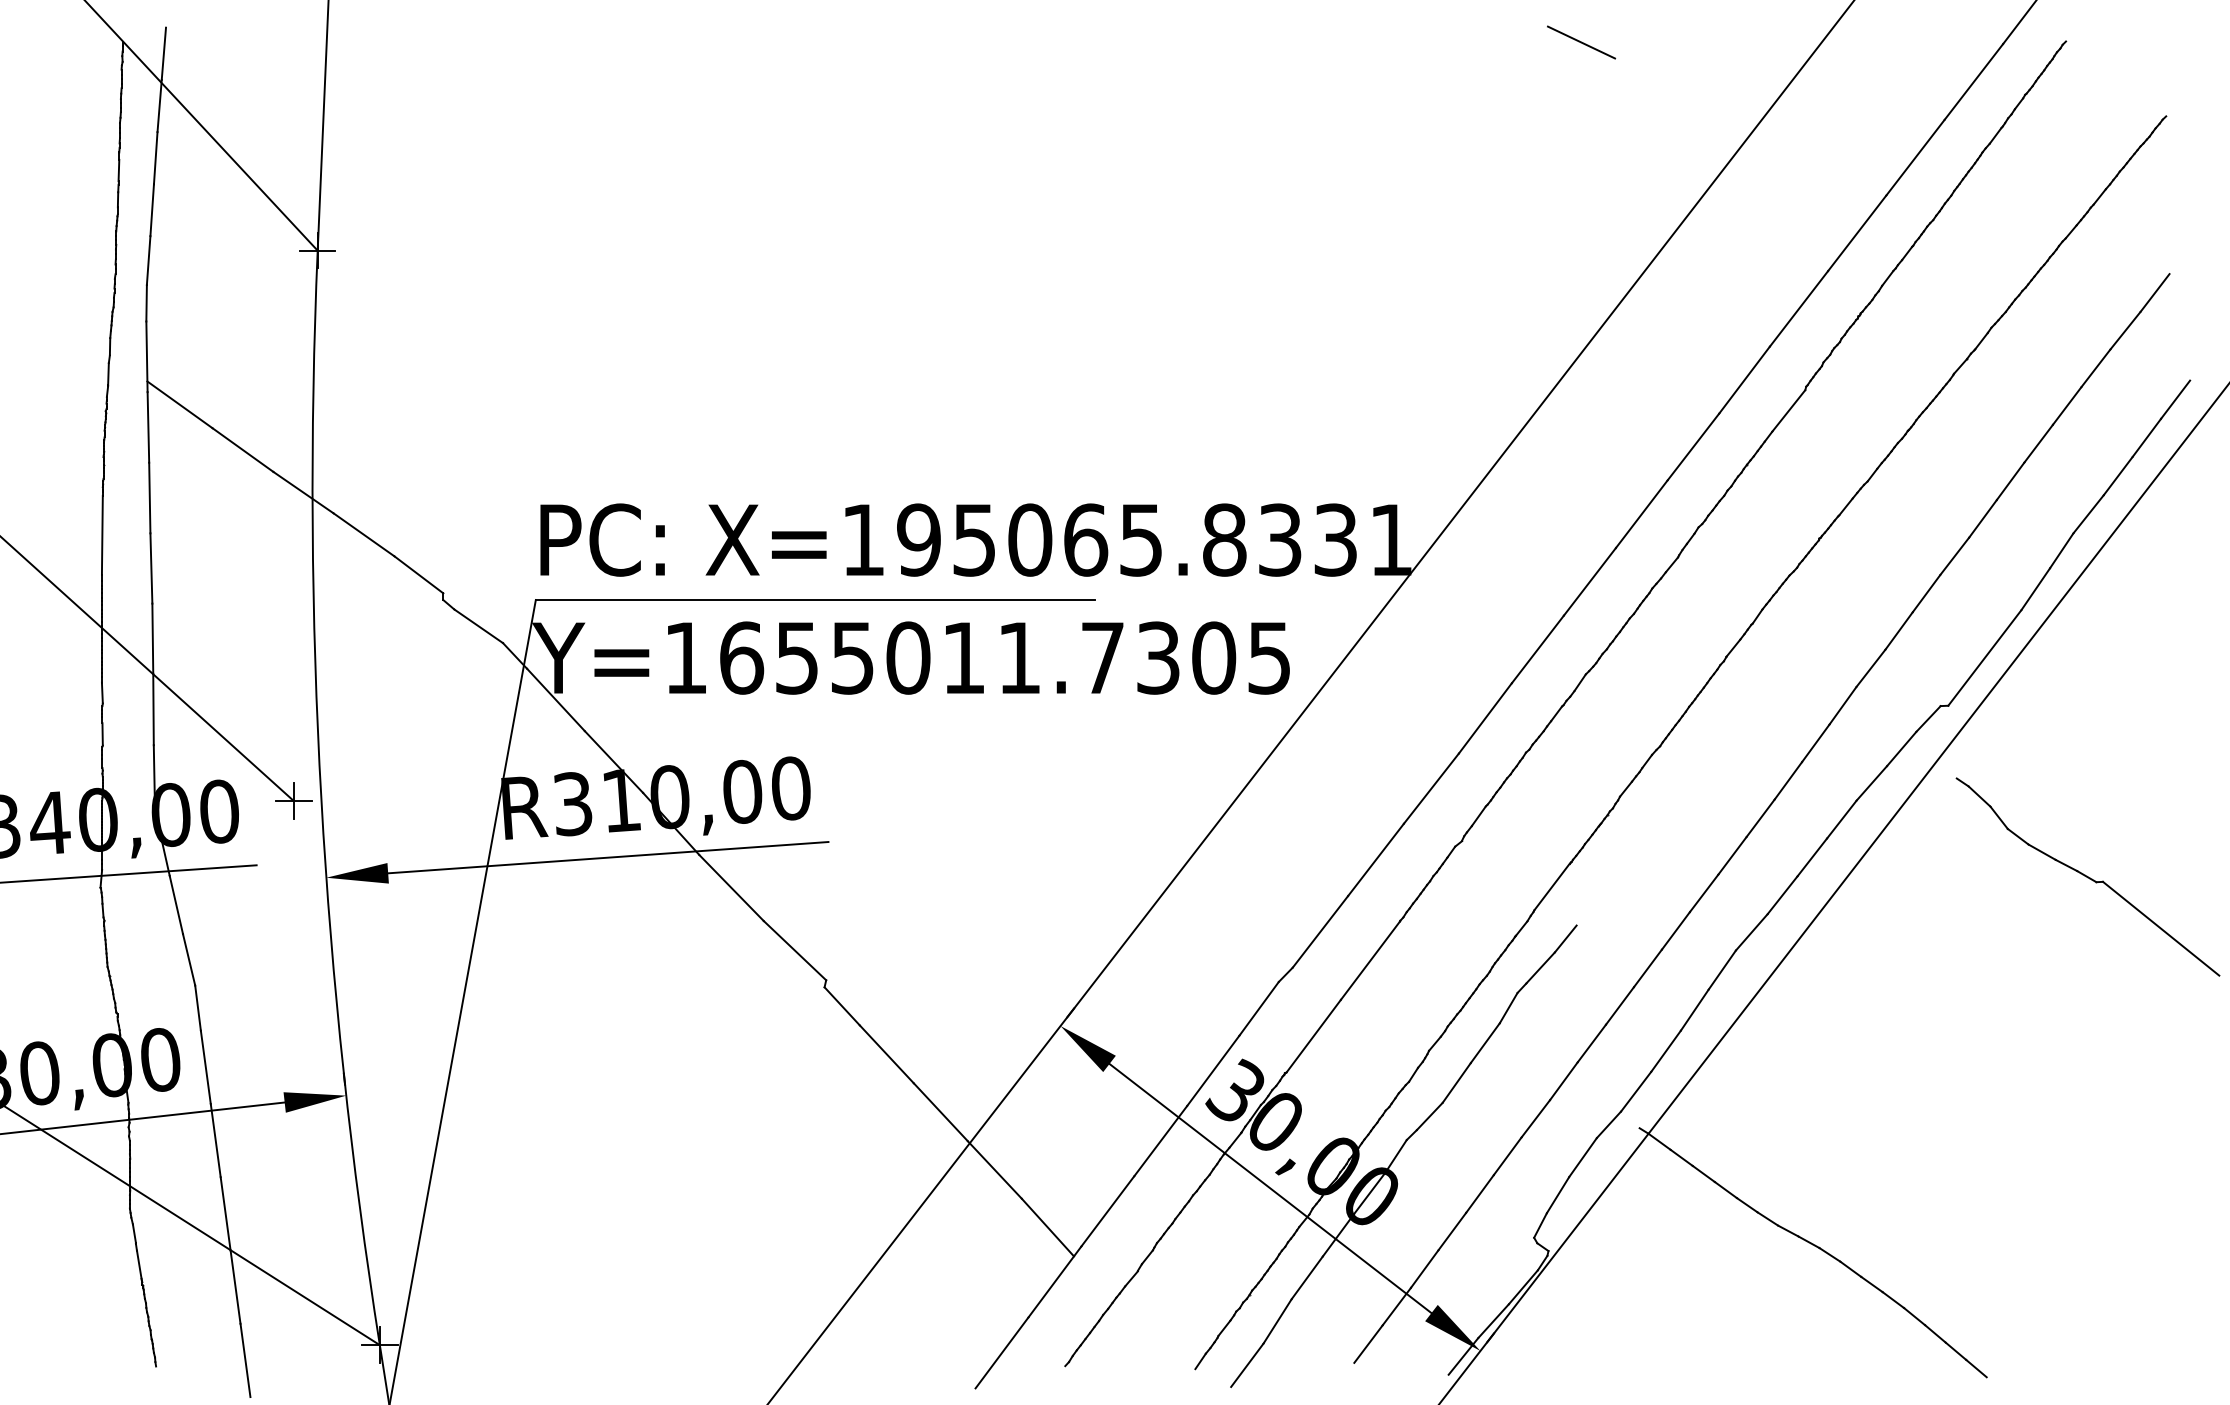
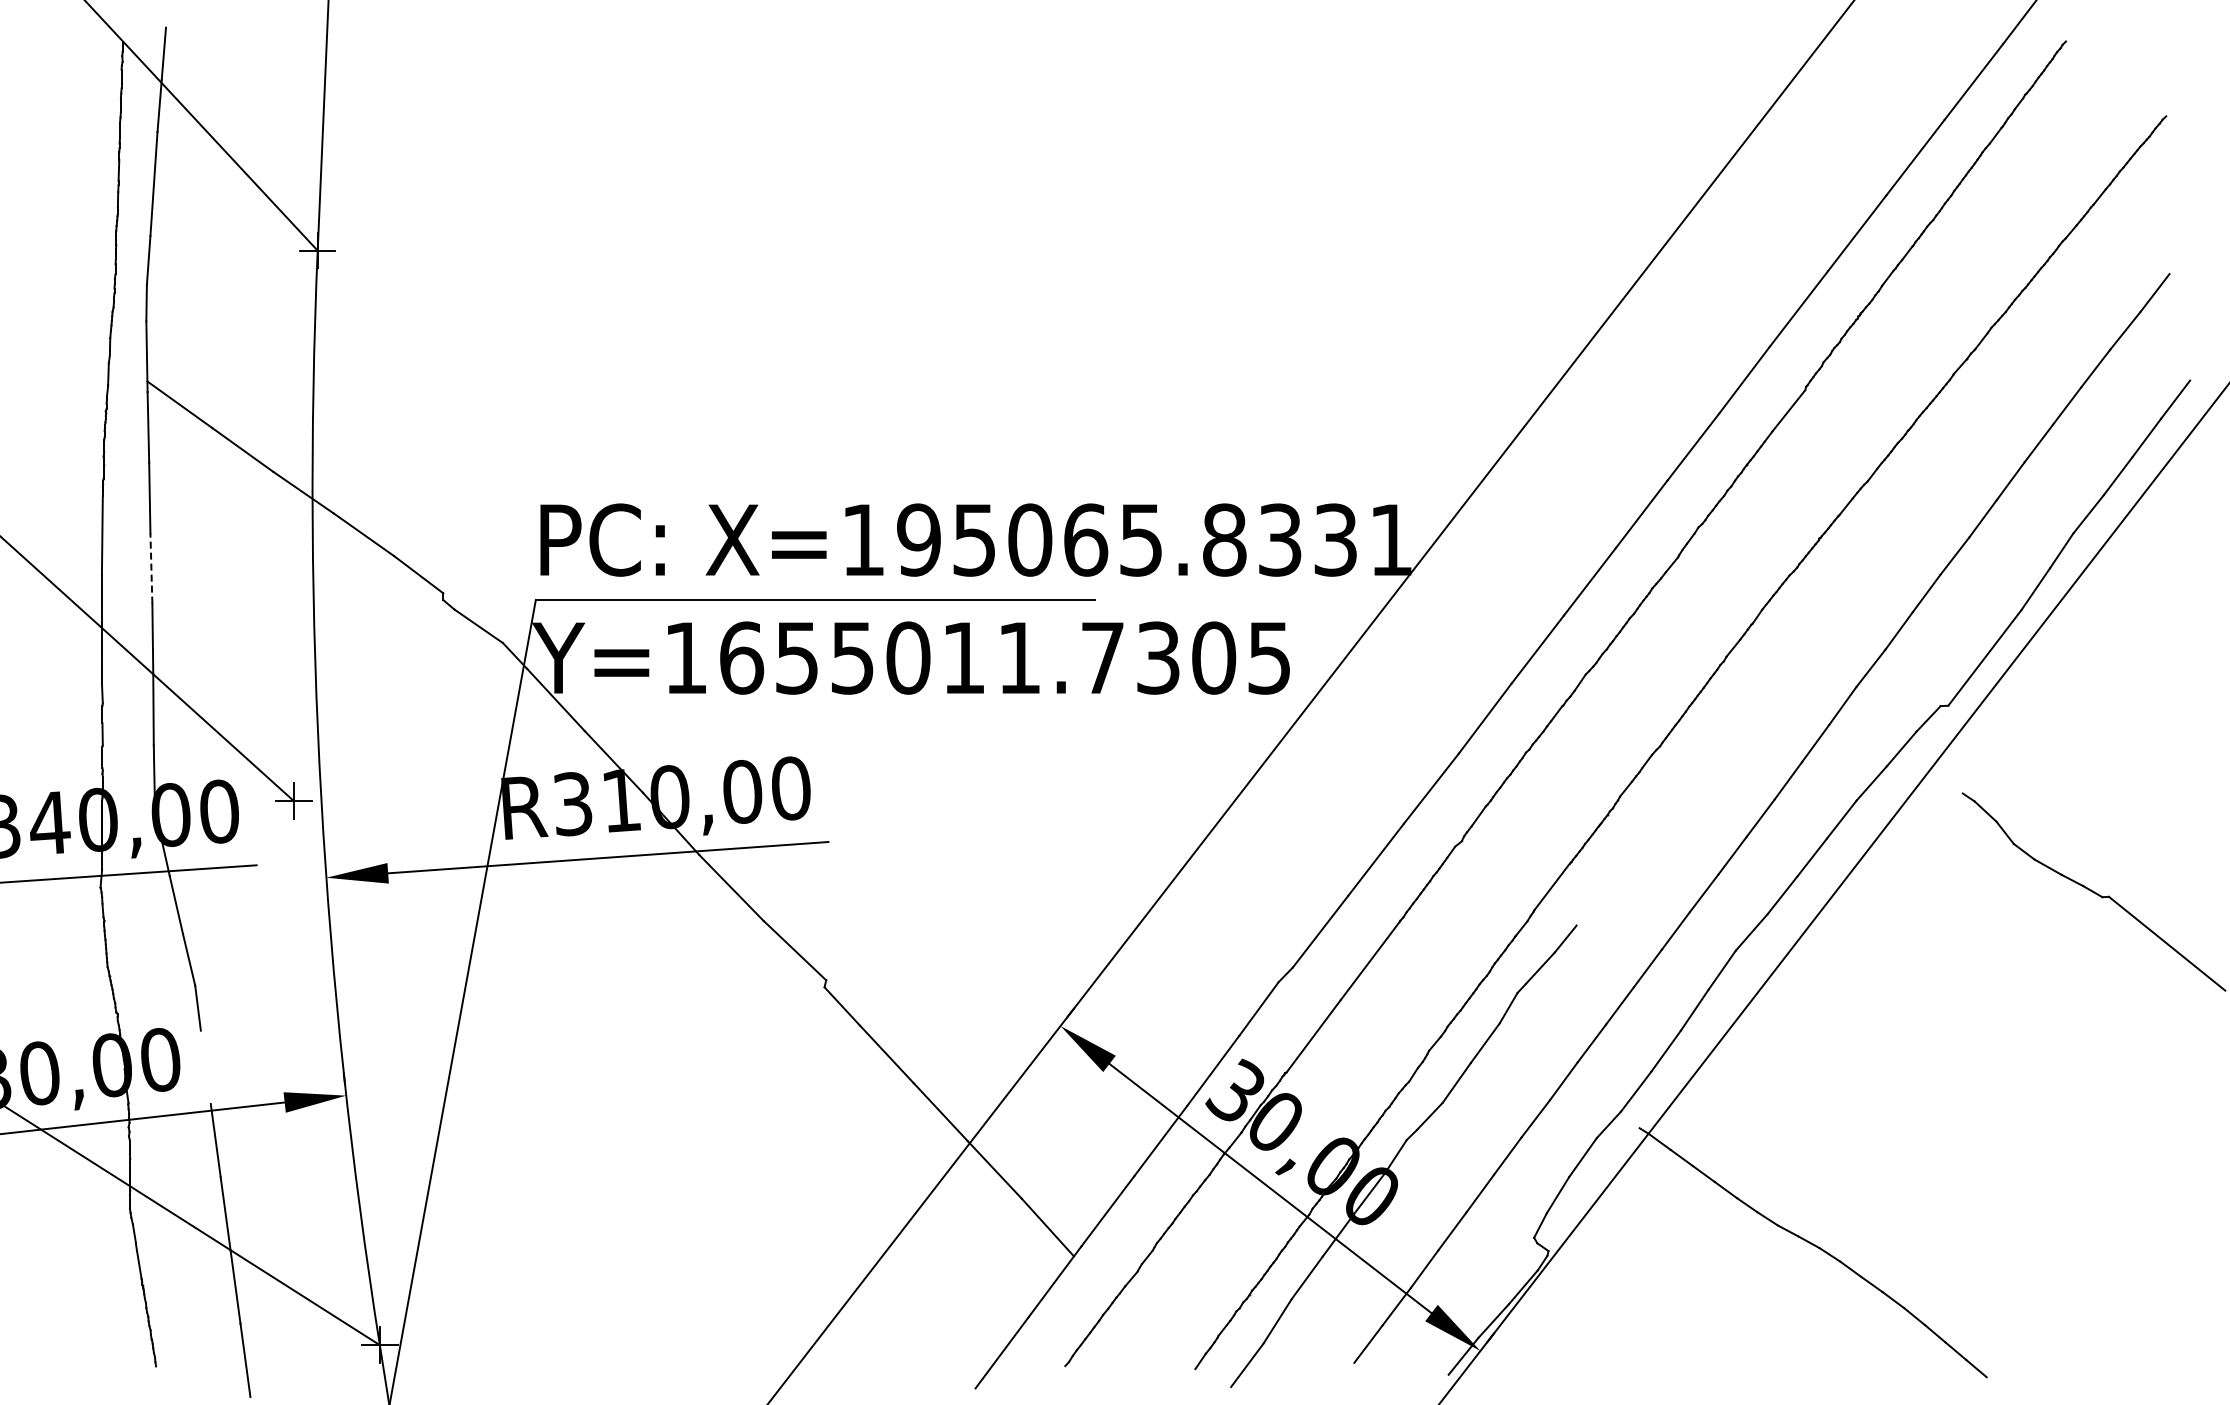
line: present -> none (1581, 42)
line: solid -> dashed (151, 567)
part position: (2087, 876) -> (2093, 891) (2093, 891)
line: present -> none (205, 1066)
